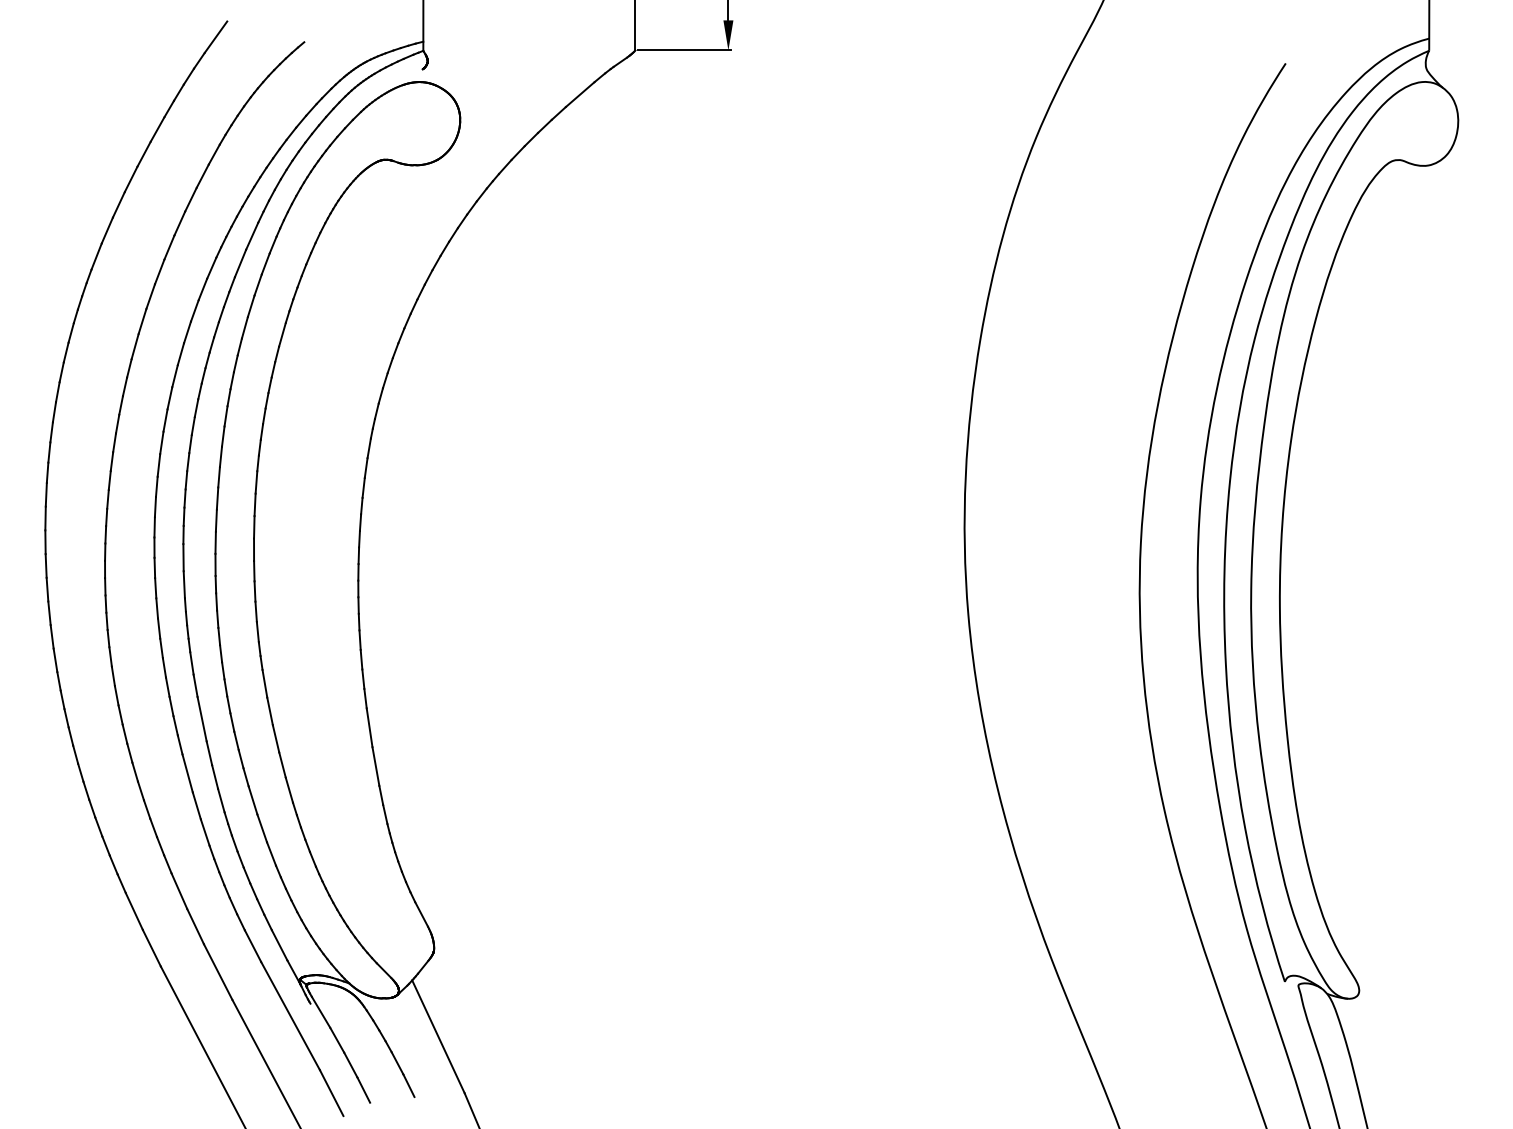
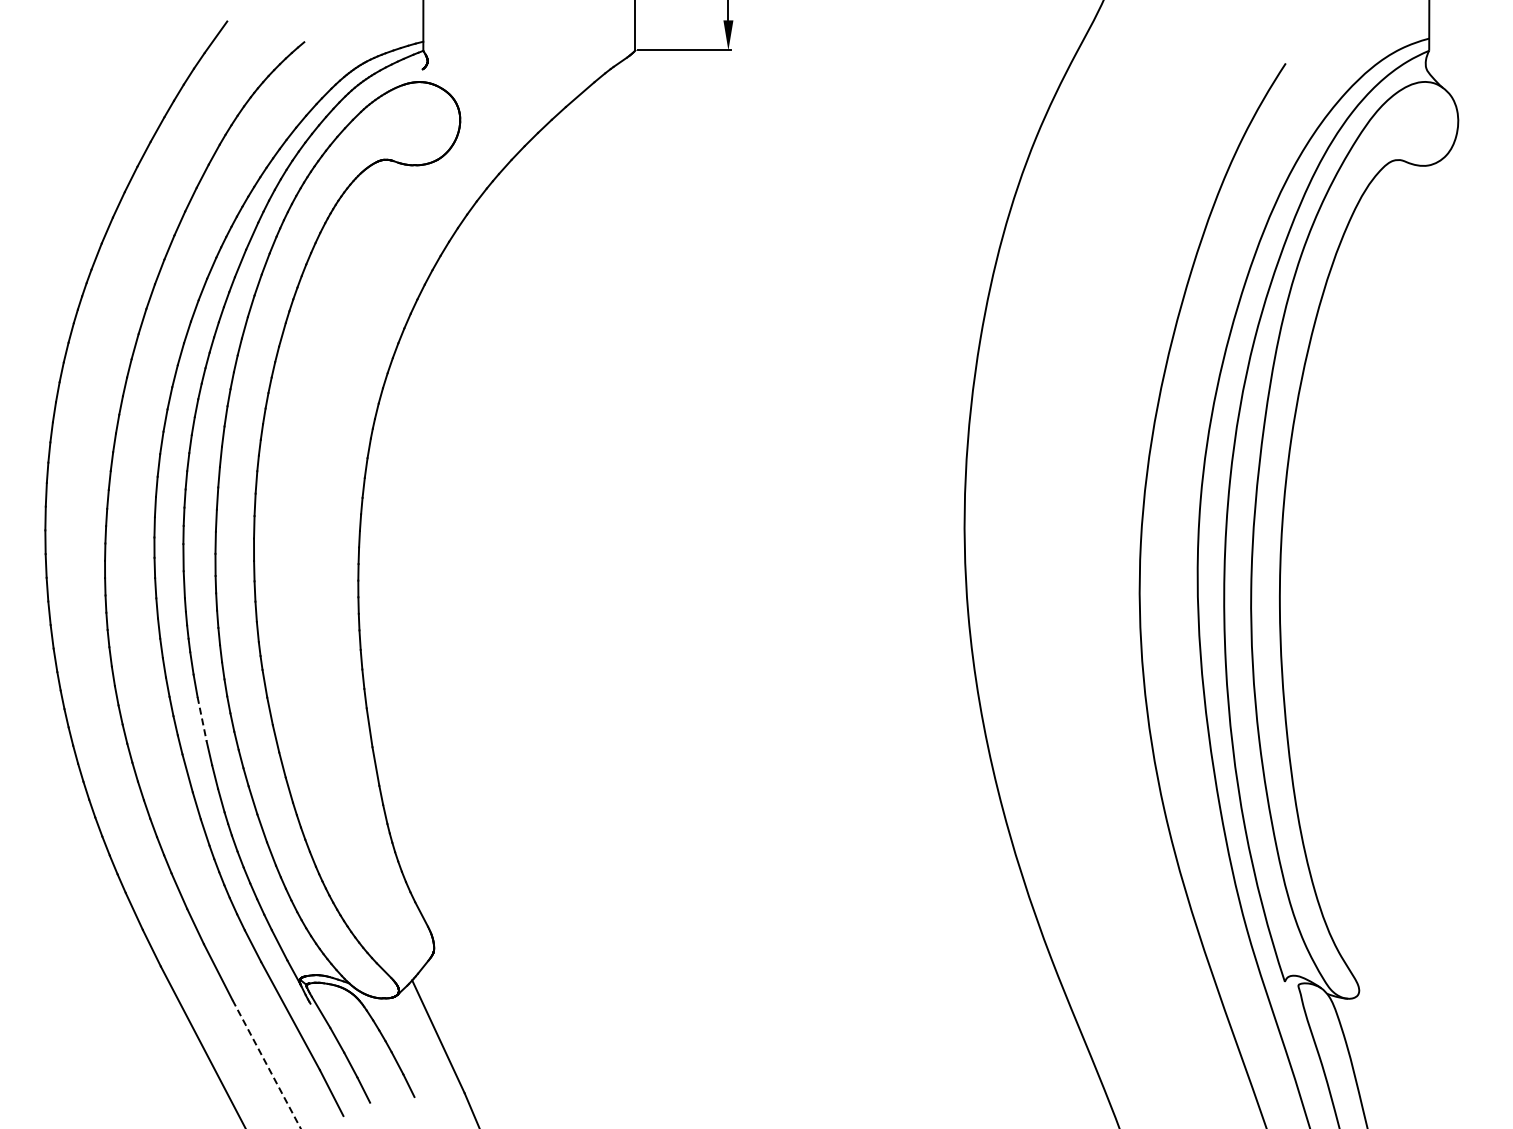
line: solid -> dashed (202, 719)
line: solid -> dashed (266, 1064)
